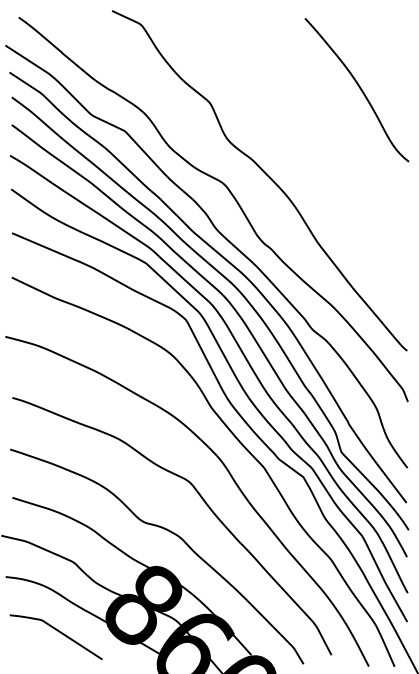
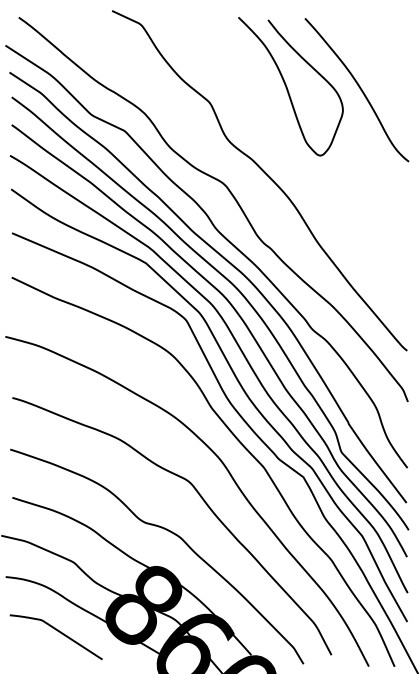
curve: none -> present (287, 86)
